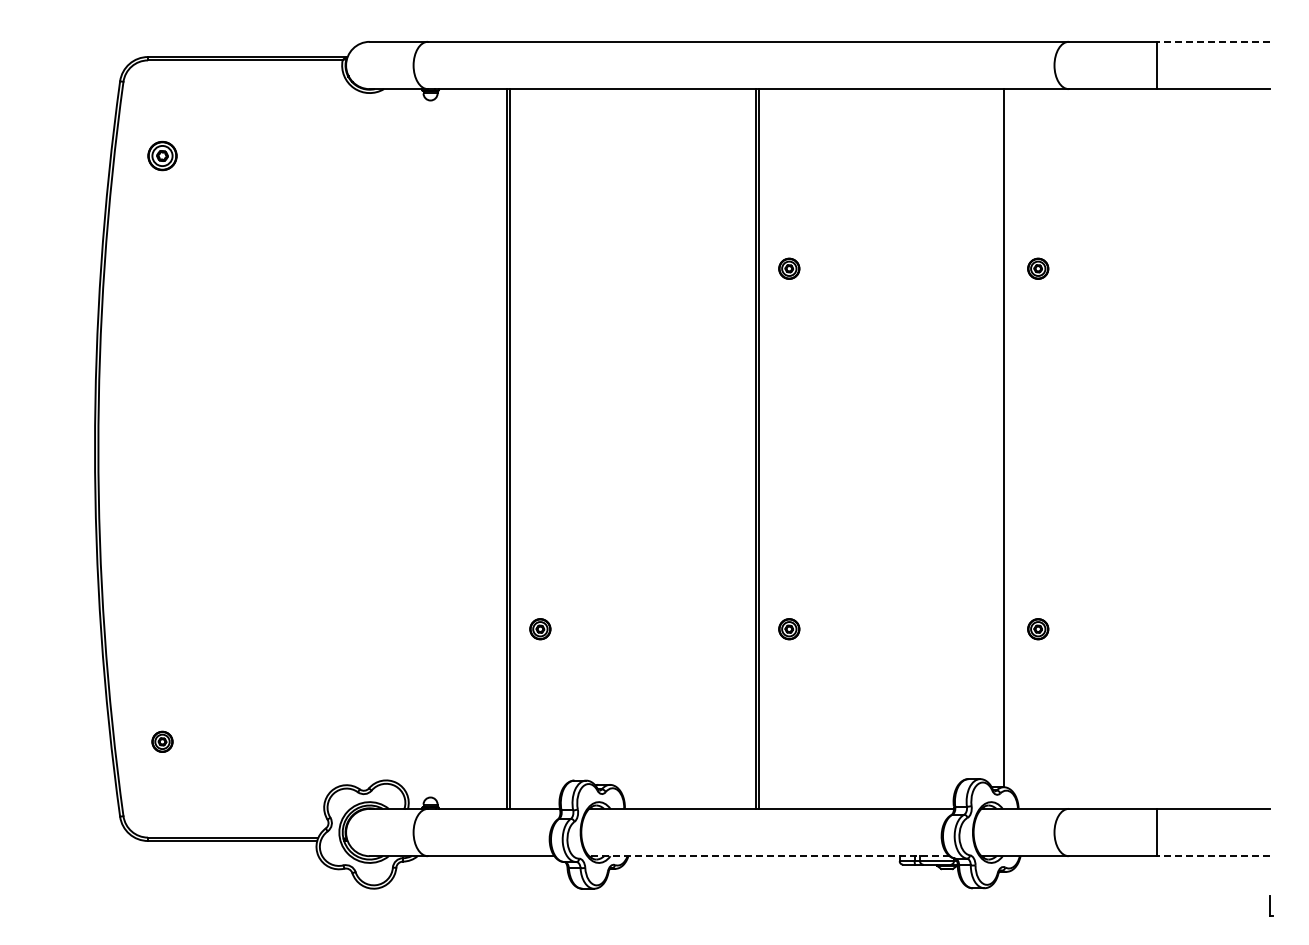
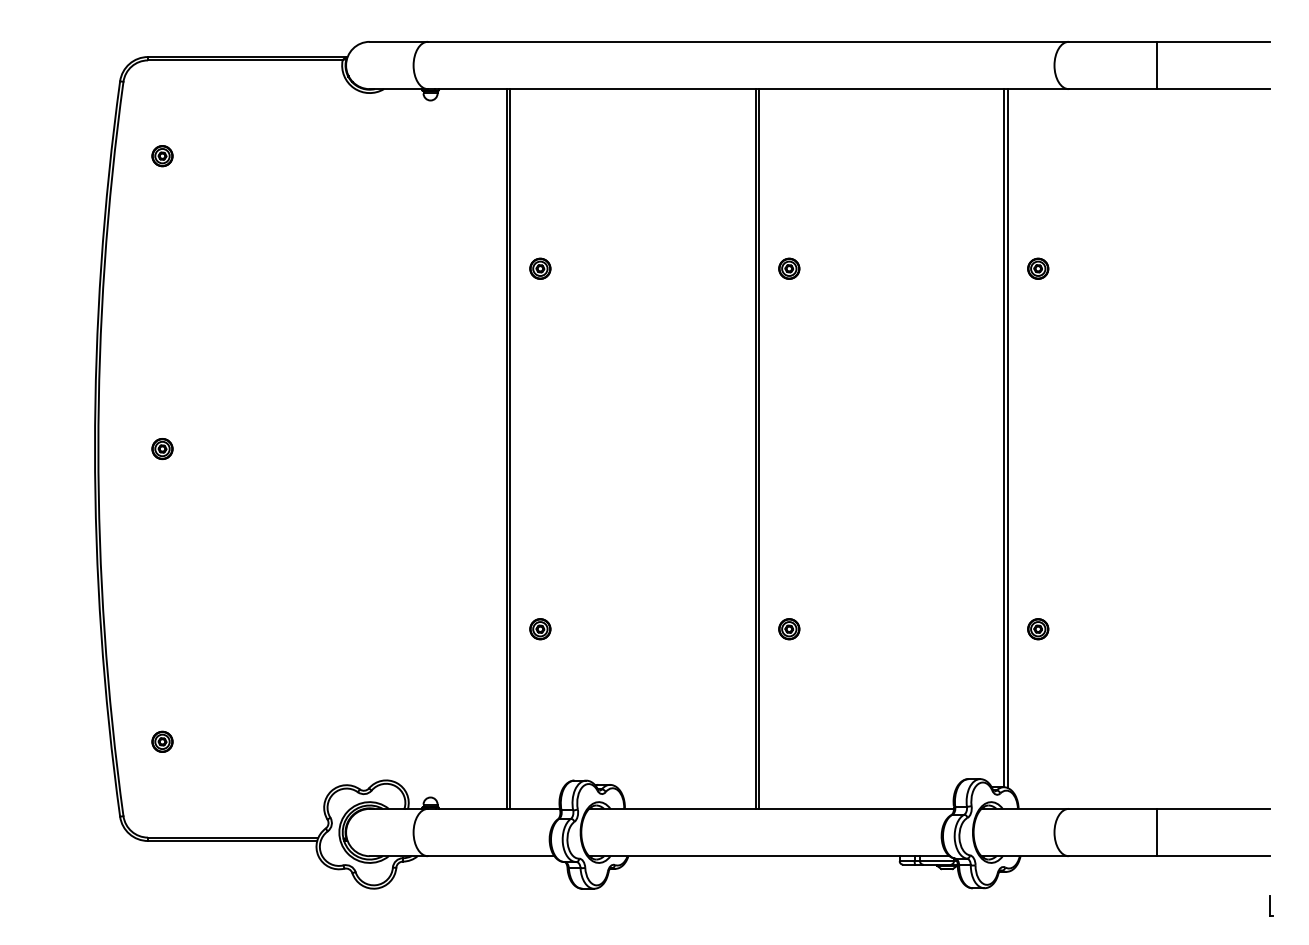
line: dashed -> solid (1212, 41)
part size: 31x31 px -> 23x23 px (162, 156)
part: none -> present (540, 268)
line: none -> present (1007, 438)
part: none -> present (162, 448)
line: dashed -> solid (768, 856)
line: dashed -> solid (1212, 856)
